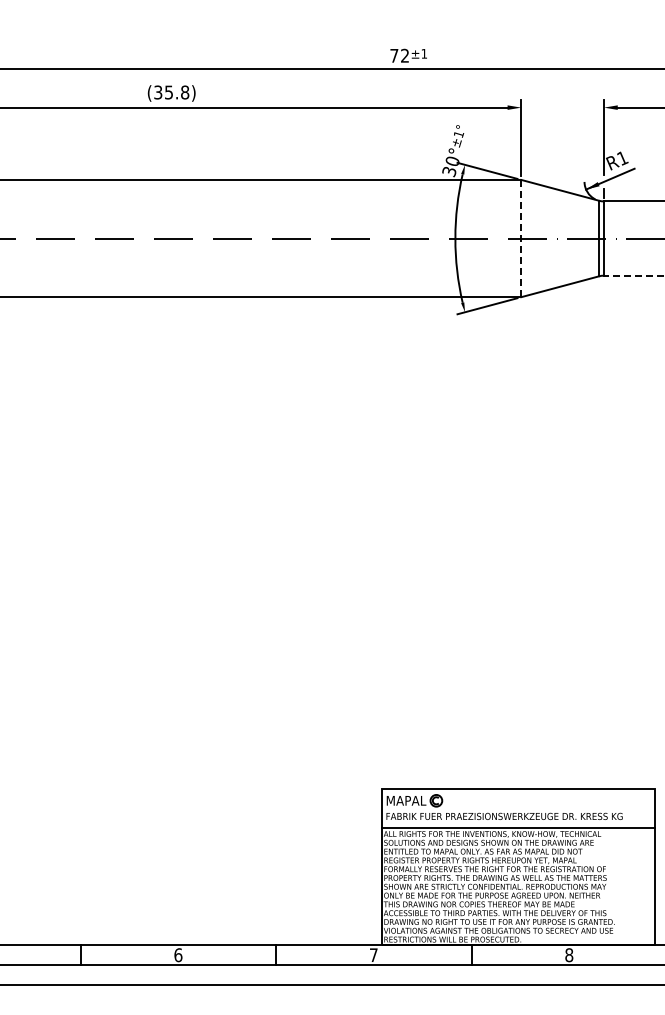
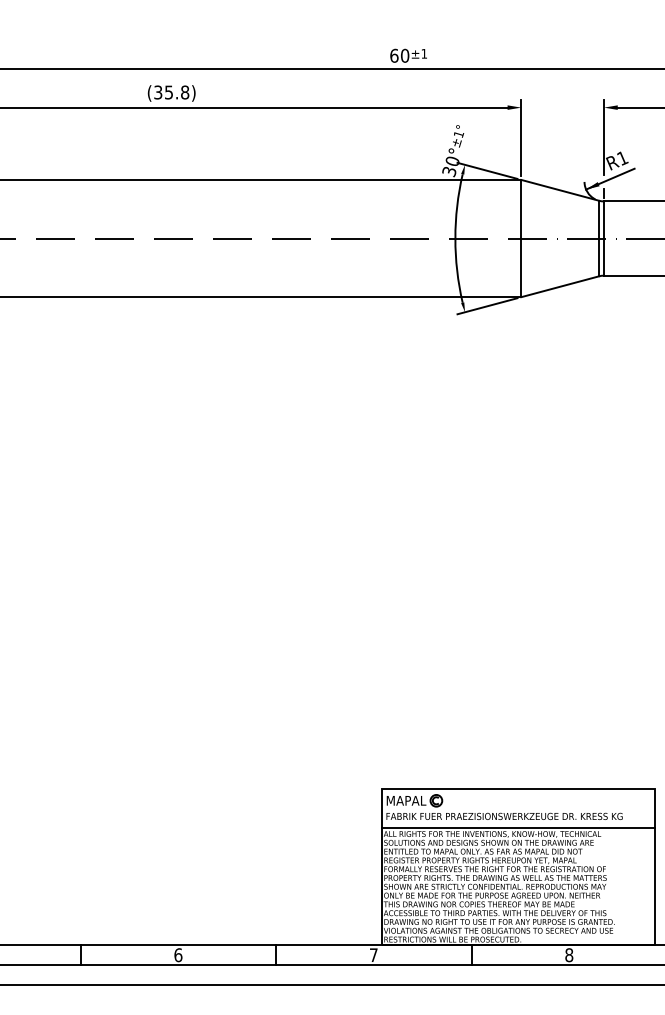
text: 72 -> 60 (399, 55)
line: dashed -> solid (521, 238)
line: dashed -> solid (633, 275)
